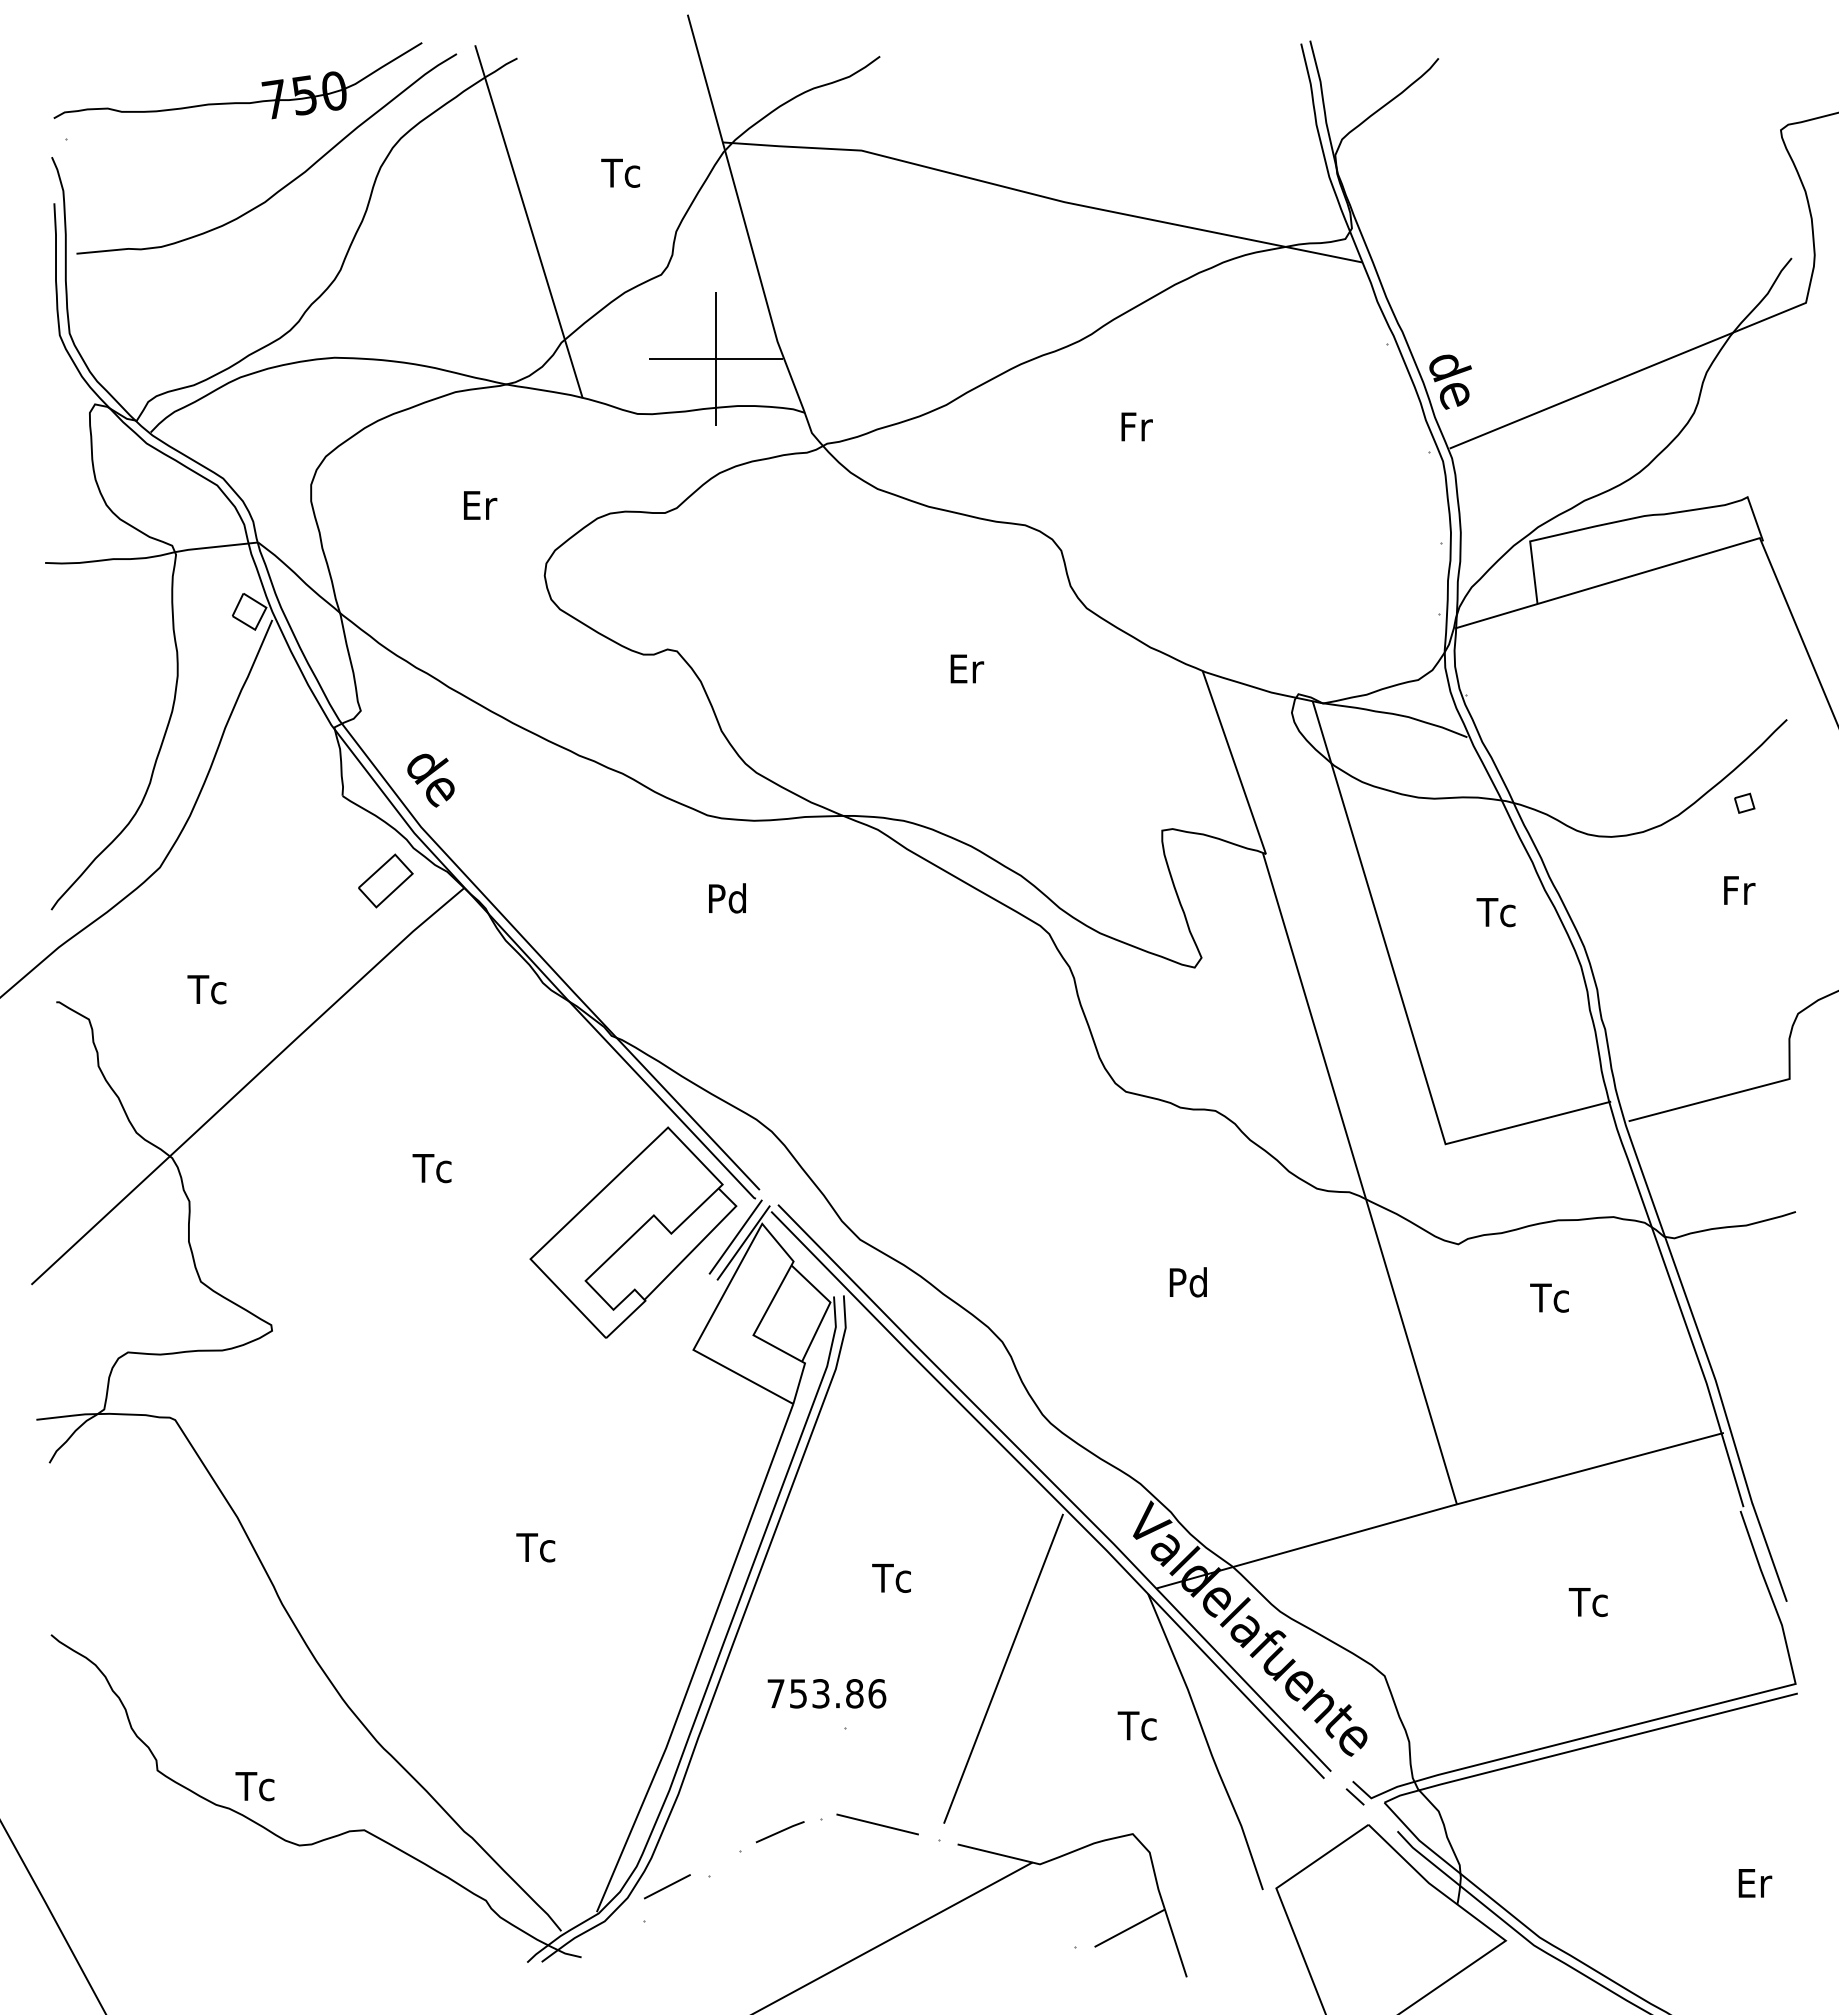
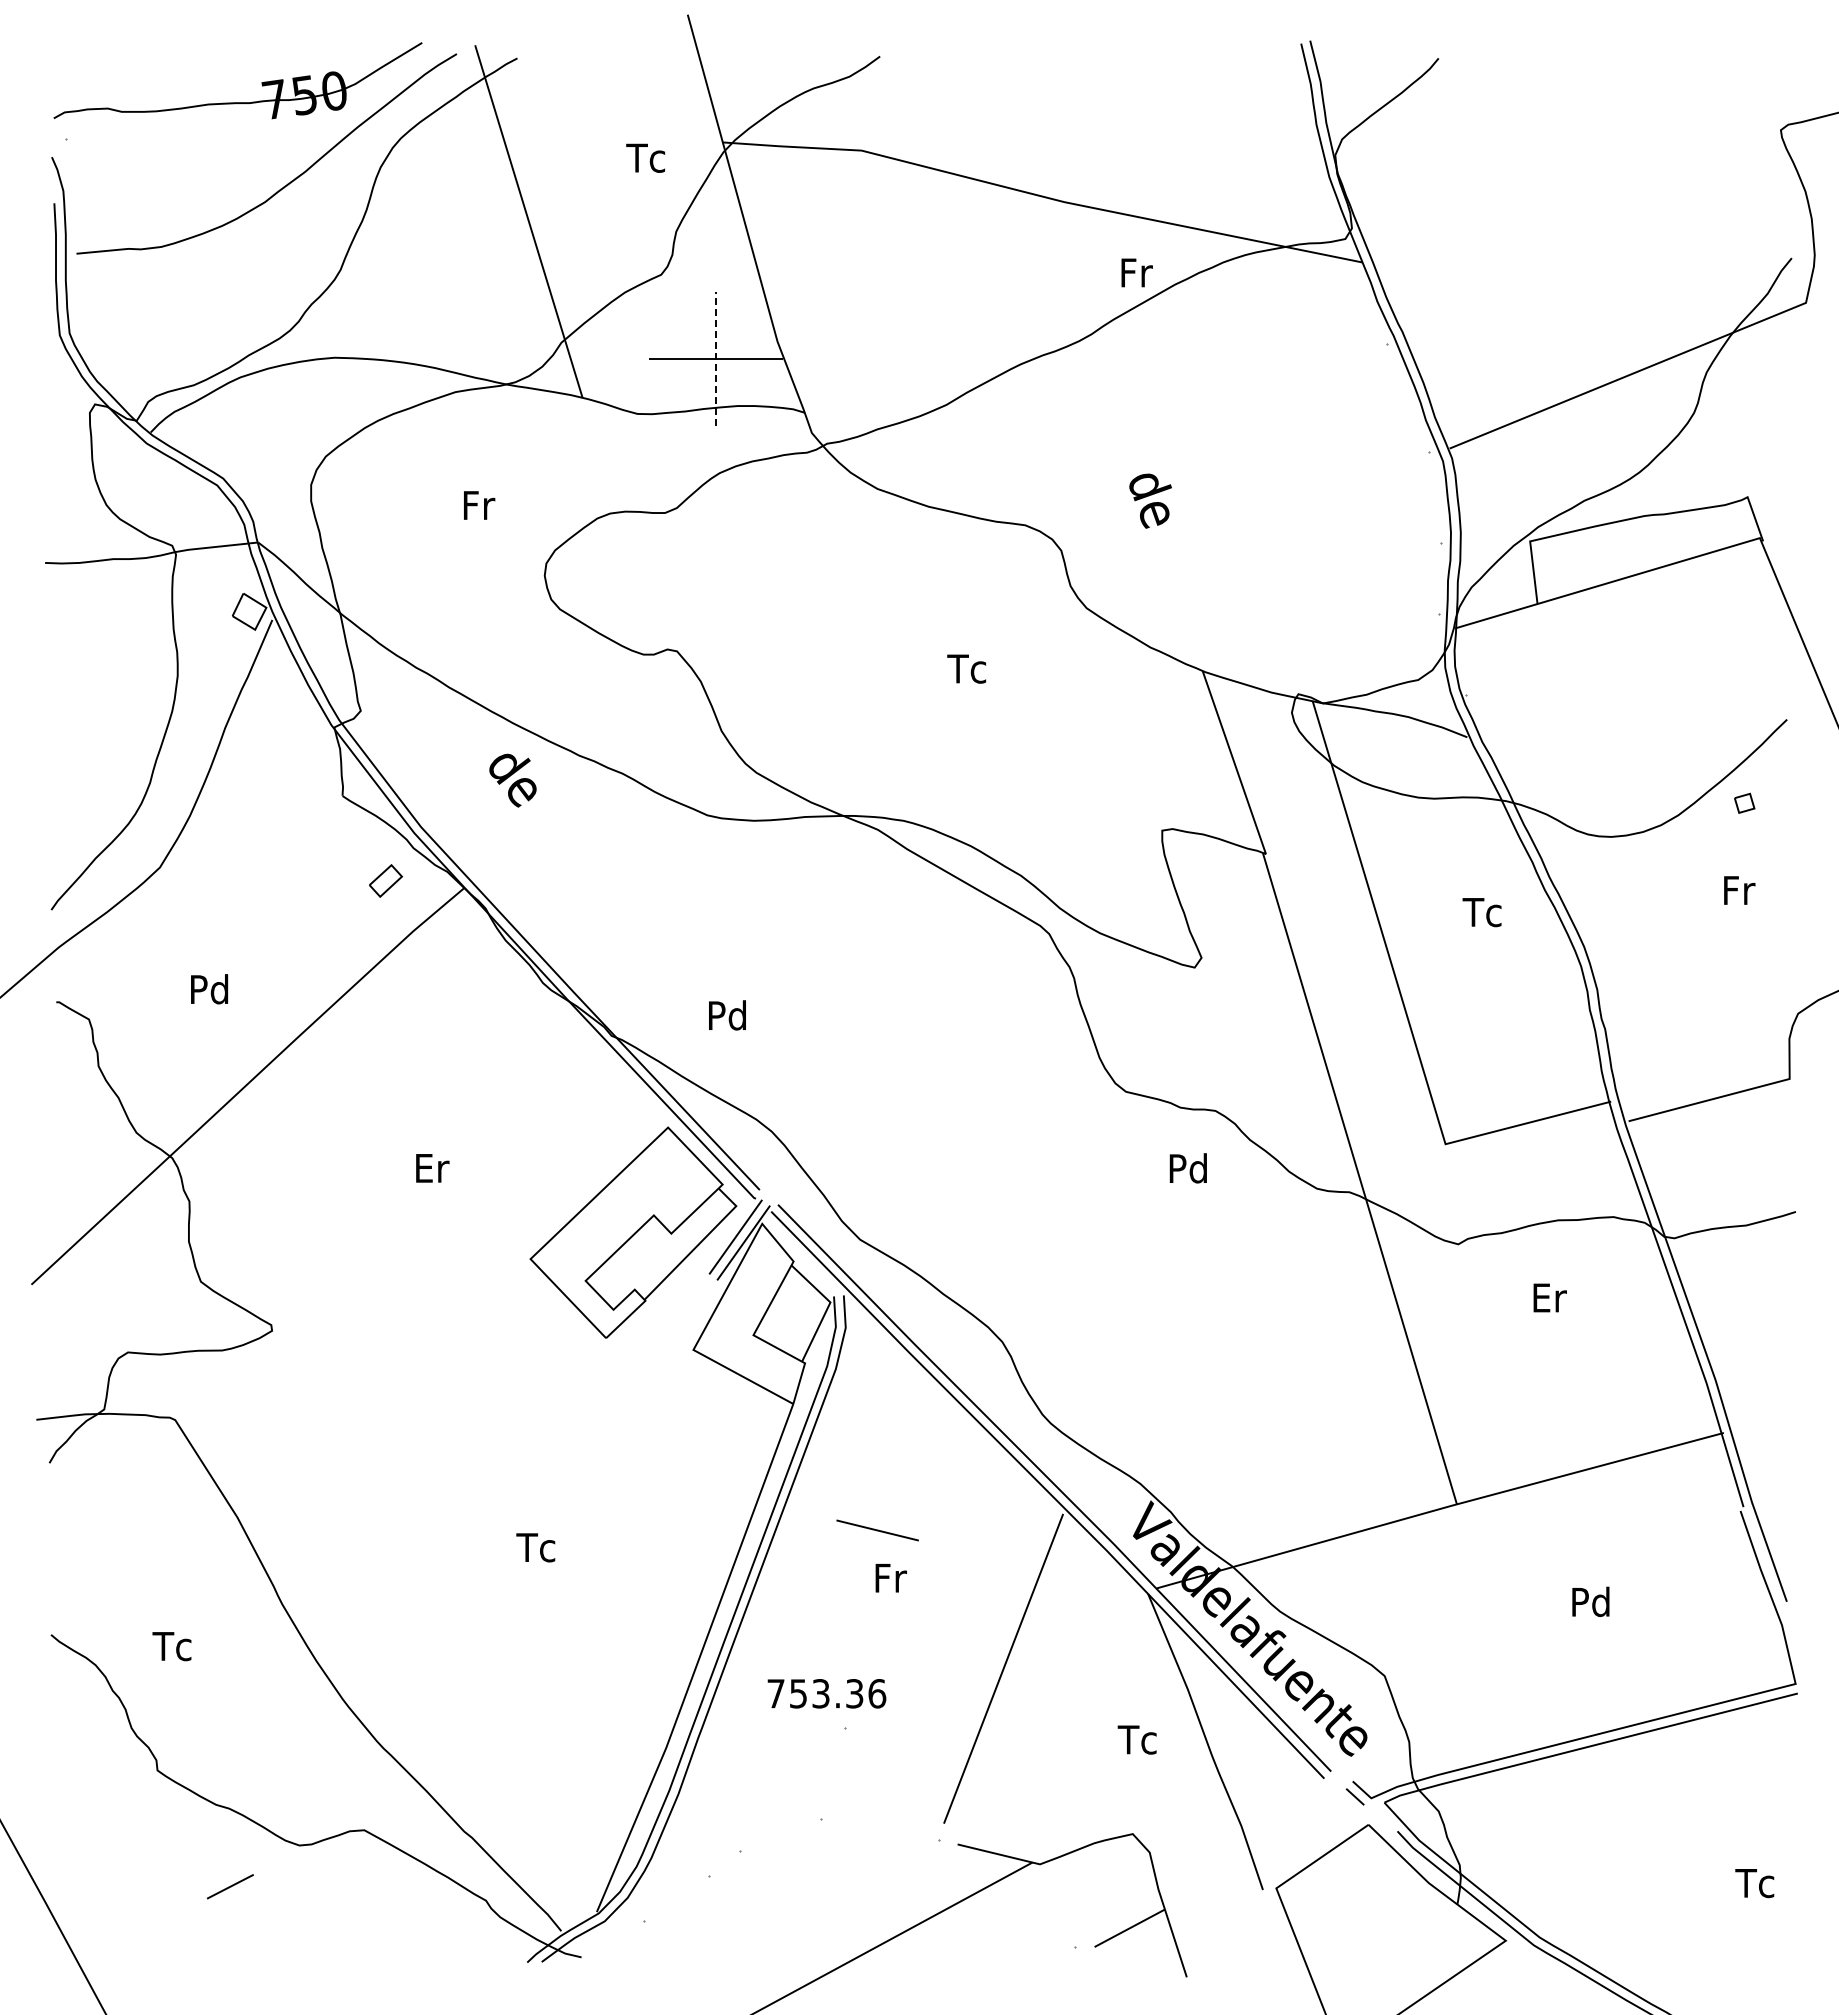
text position: (620, 172) -> (645, 157) (645, 157)
line: solid -> dashed (715, 358)
text position: (1450, 381) -> (1150, 500) (1150, 500)
text position: (1136, 426) -> (1136, 272) (1136, 272)
text: Er -> Fr (482, 505)
text: Er -> Tc (966, 668)
text position: (430, 780) -> (512, 780) (512, 780)
part size: 56x56 px -> 35x34 px (386, 880)
text position: (727, 898) -> (727, 1015) (727, 1015)
text position: (1495, 912) -> (1481, 912) (1481, 912)
text: Tc -> Pd (207, 989)
text: Tc -> Er (431, 1168)
text position: (1187, 1282) -> (1187, 1168) (1187, 1168)
text: Tc -> Er (1549, 1297)
text: Tc -> Fr (891, 1577)
text: Tc -> Pd (1588, 1601)
text: 753.86 -> 753.36 (854, 1693)
text position: (1136, 1725) -> (1136, 1739) (1136, 1739)
text position: (254, 1786) -> (171, 1646) (171, 1646)
line position: (877, 1824) -> (877, 1530) (877, 1530)
line: present -> none (779, 1832)
text: Er -> Tc (1754, 1883)
line position: (667, 1886) -> (230, 1886) (230, 1886)
